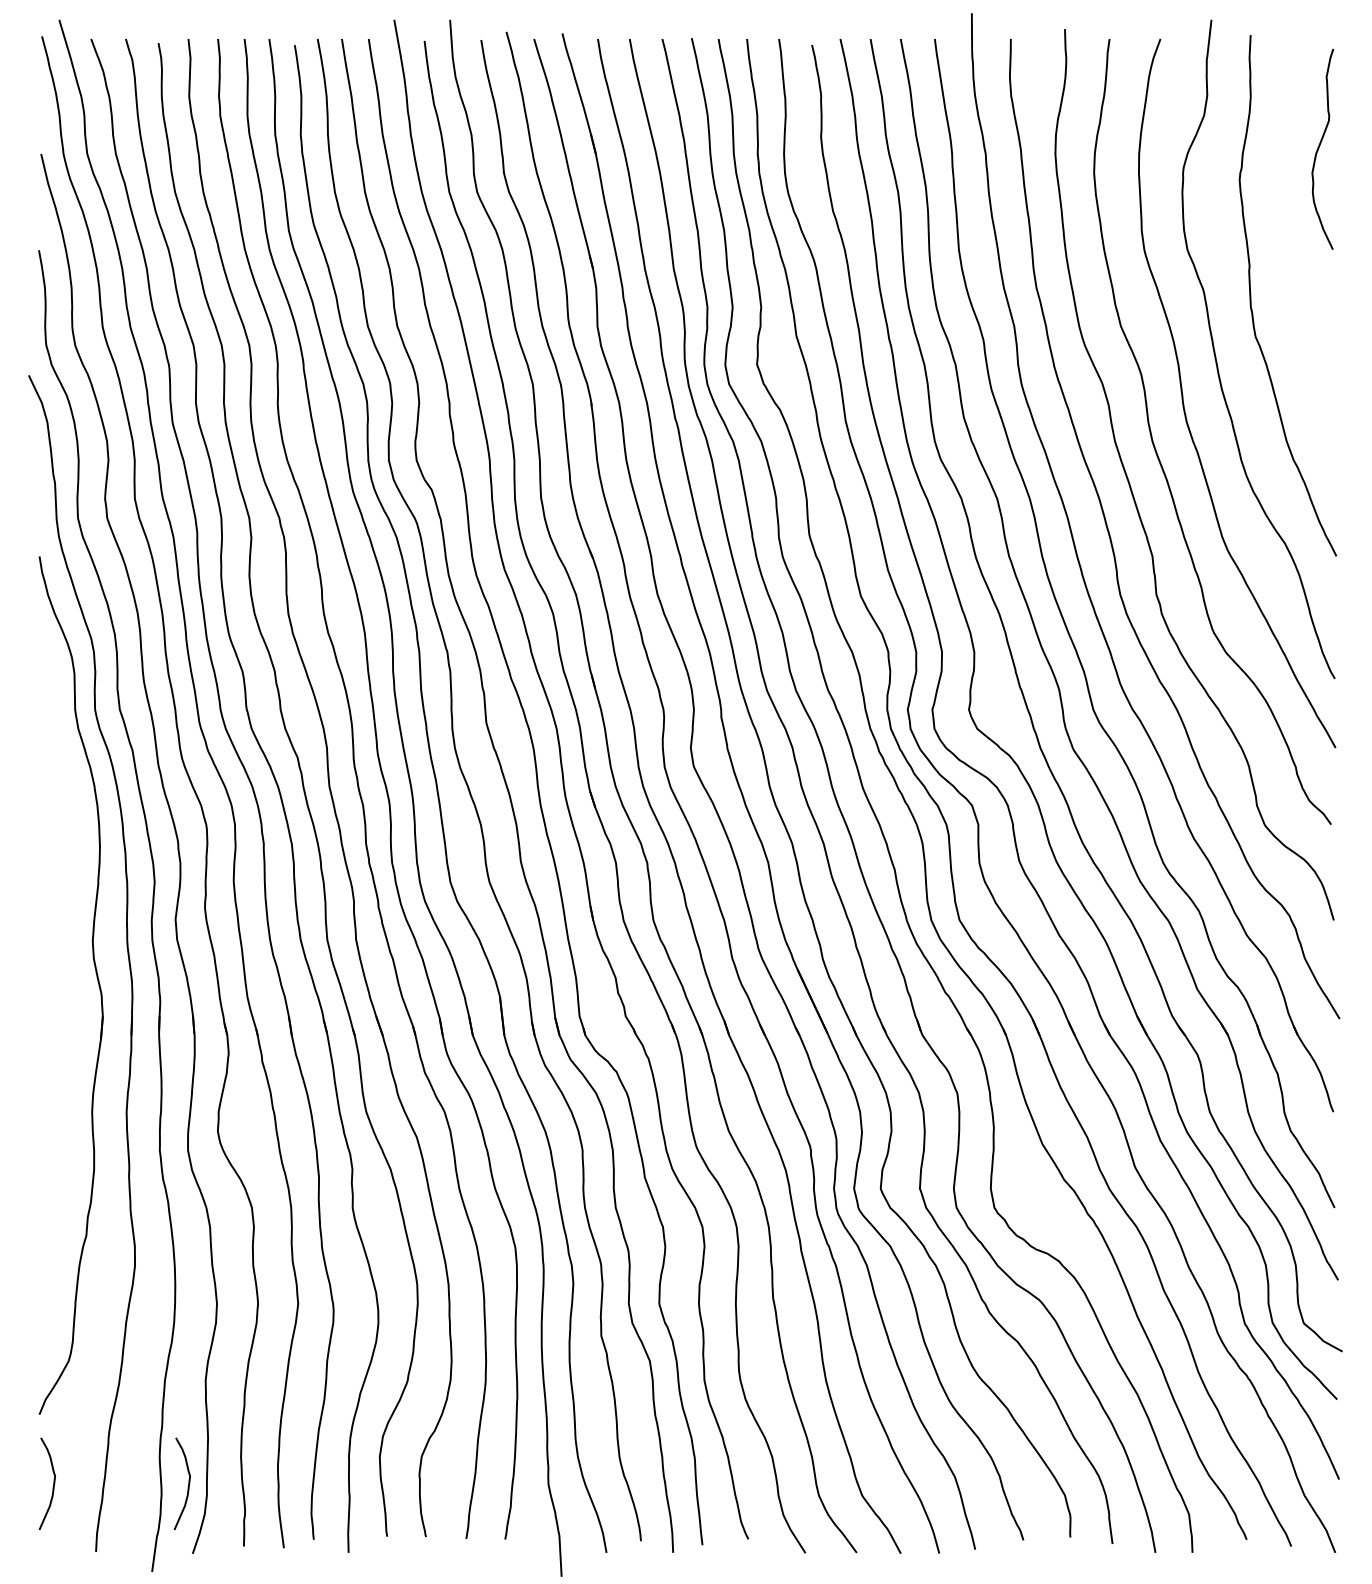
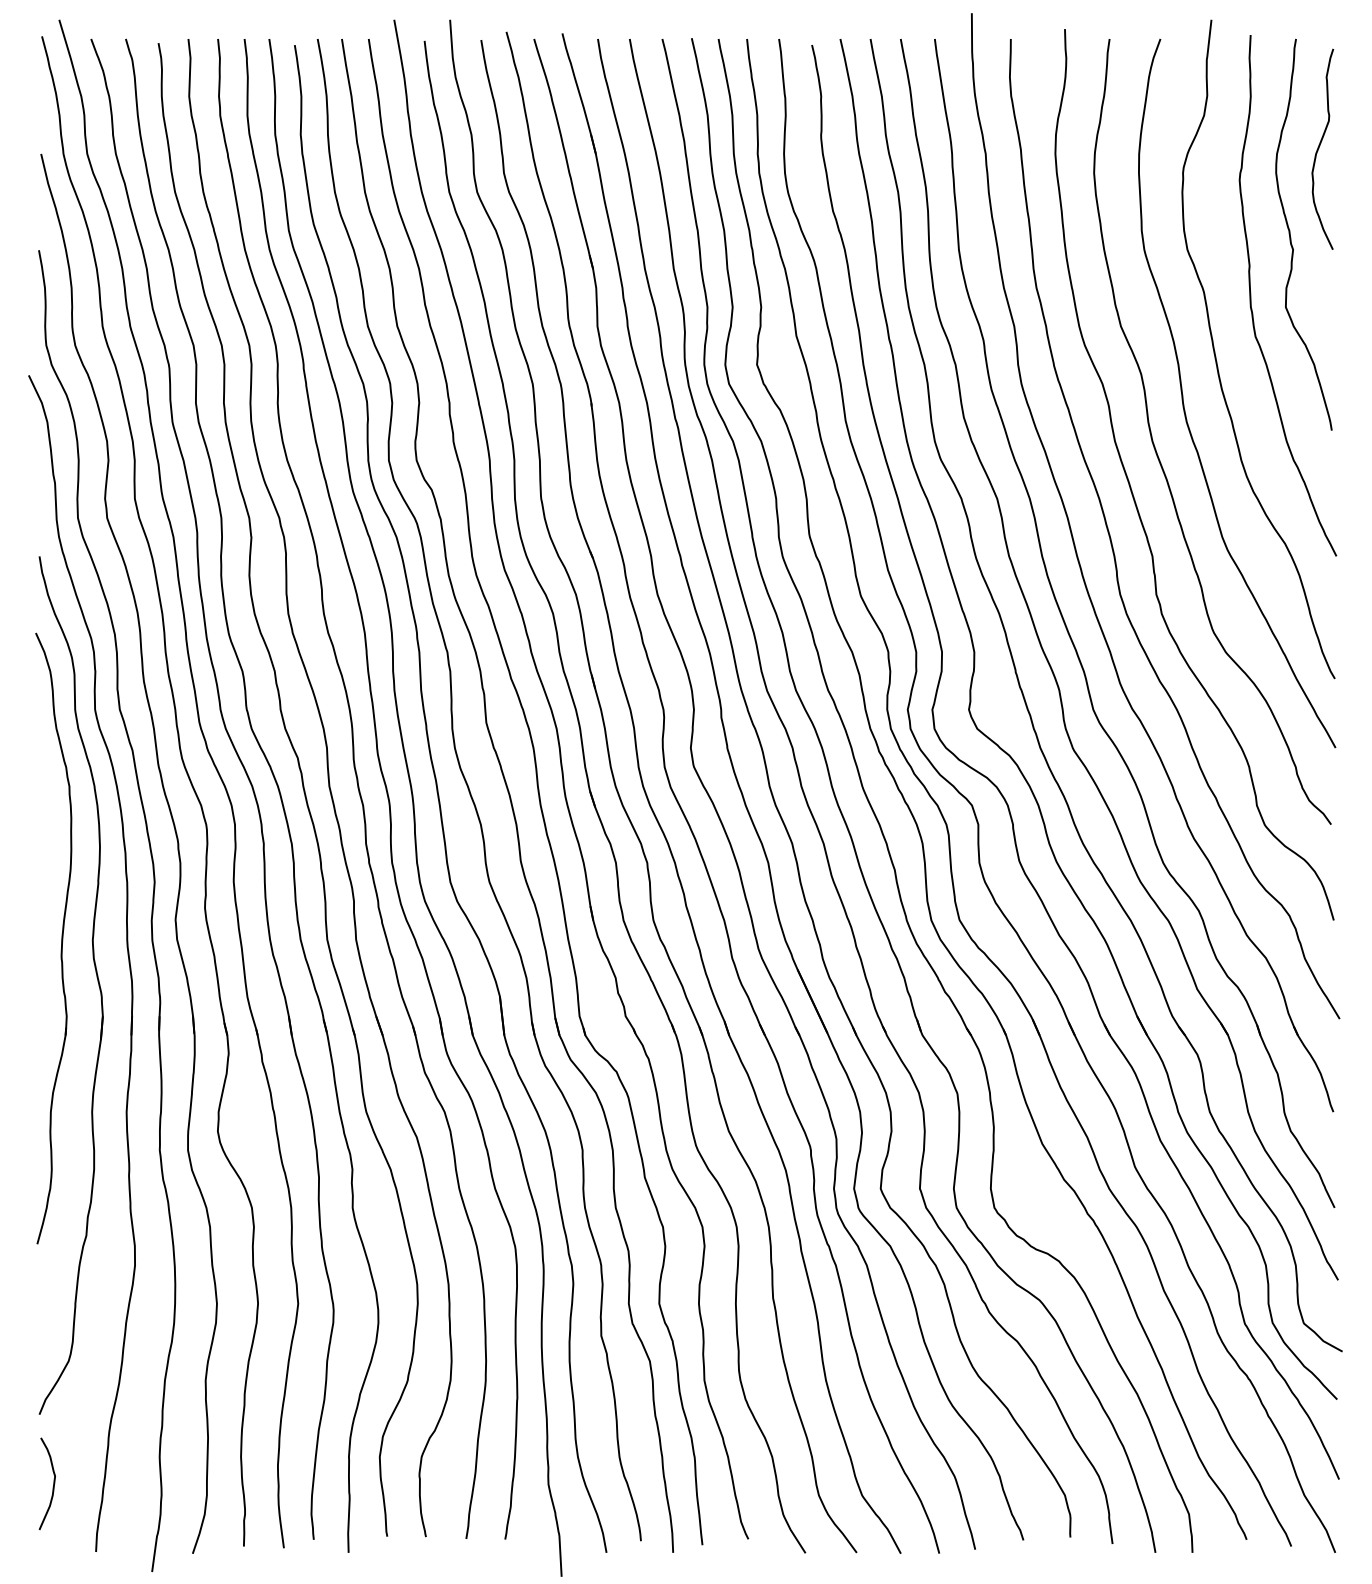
curve: none -> present (1291, 237)
part: none -> present (61, 938)
curve: present -> none (188, 1483)
